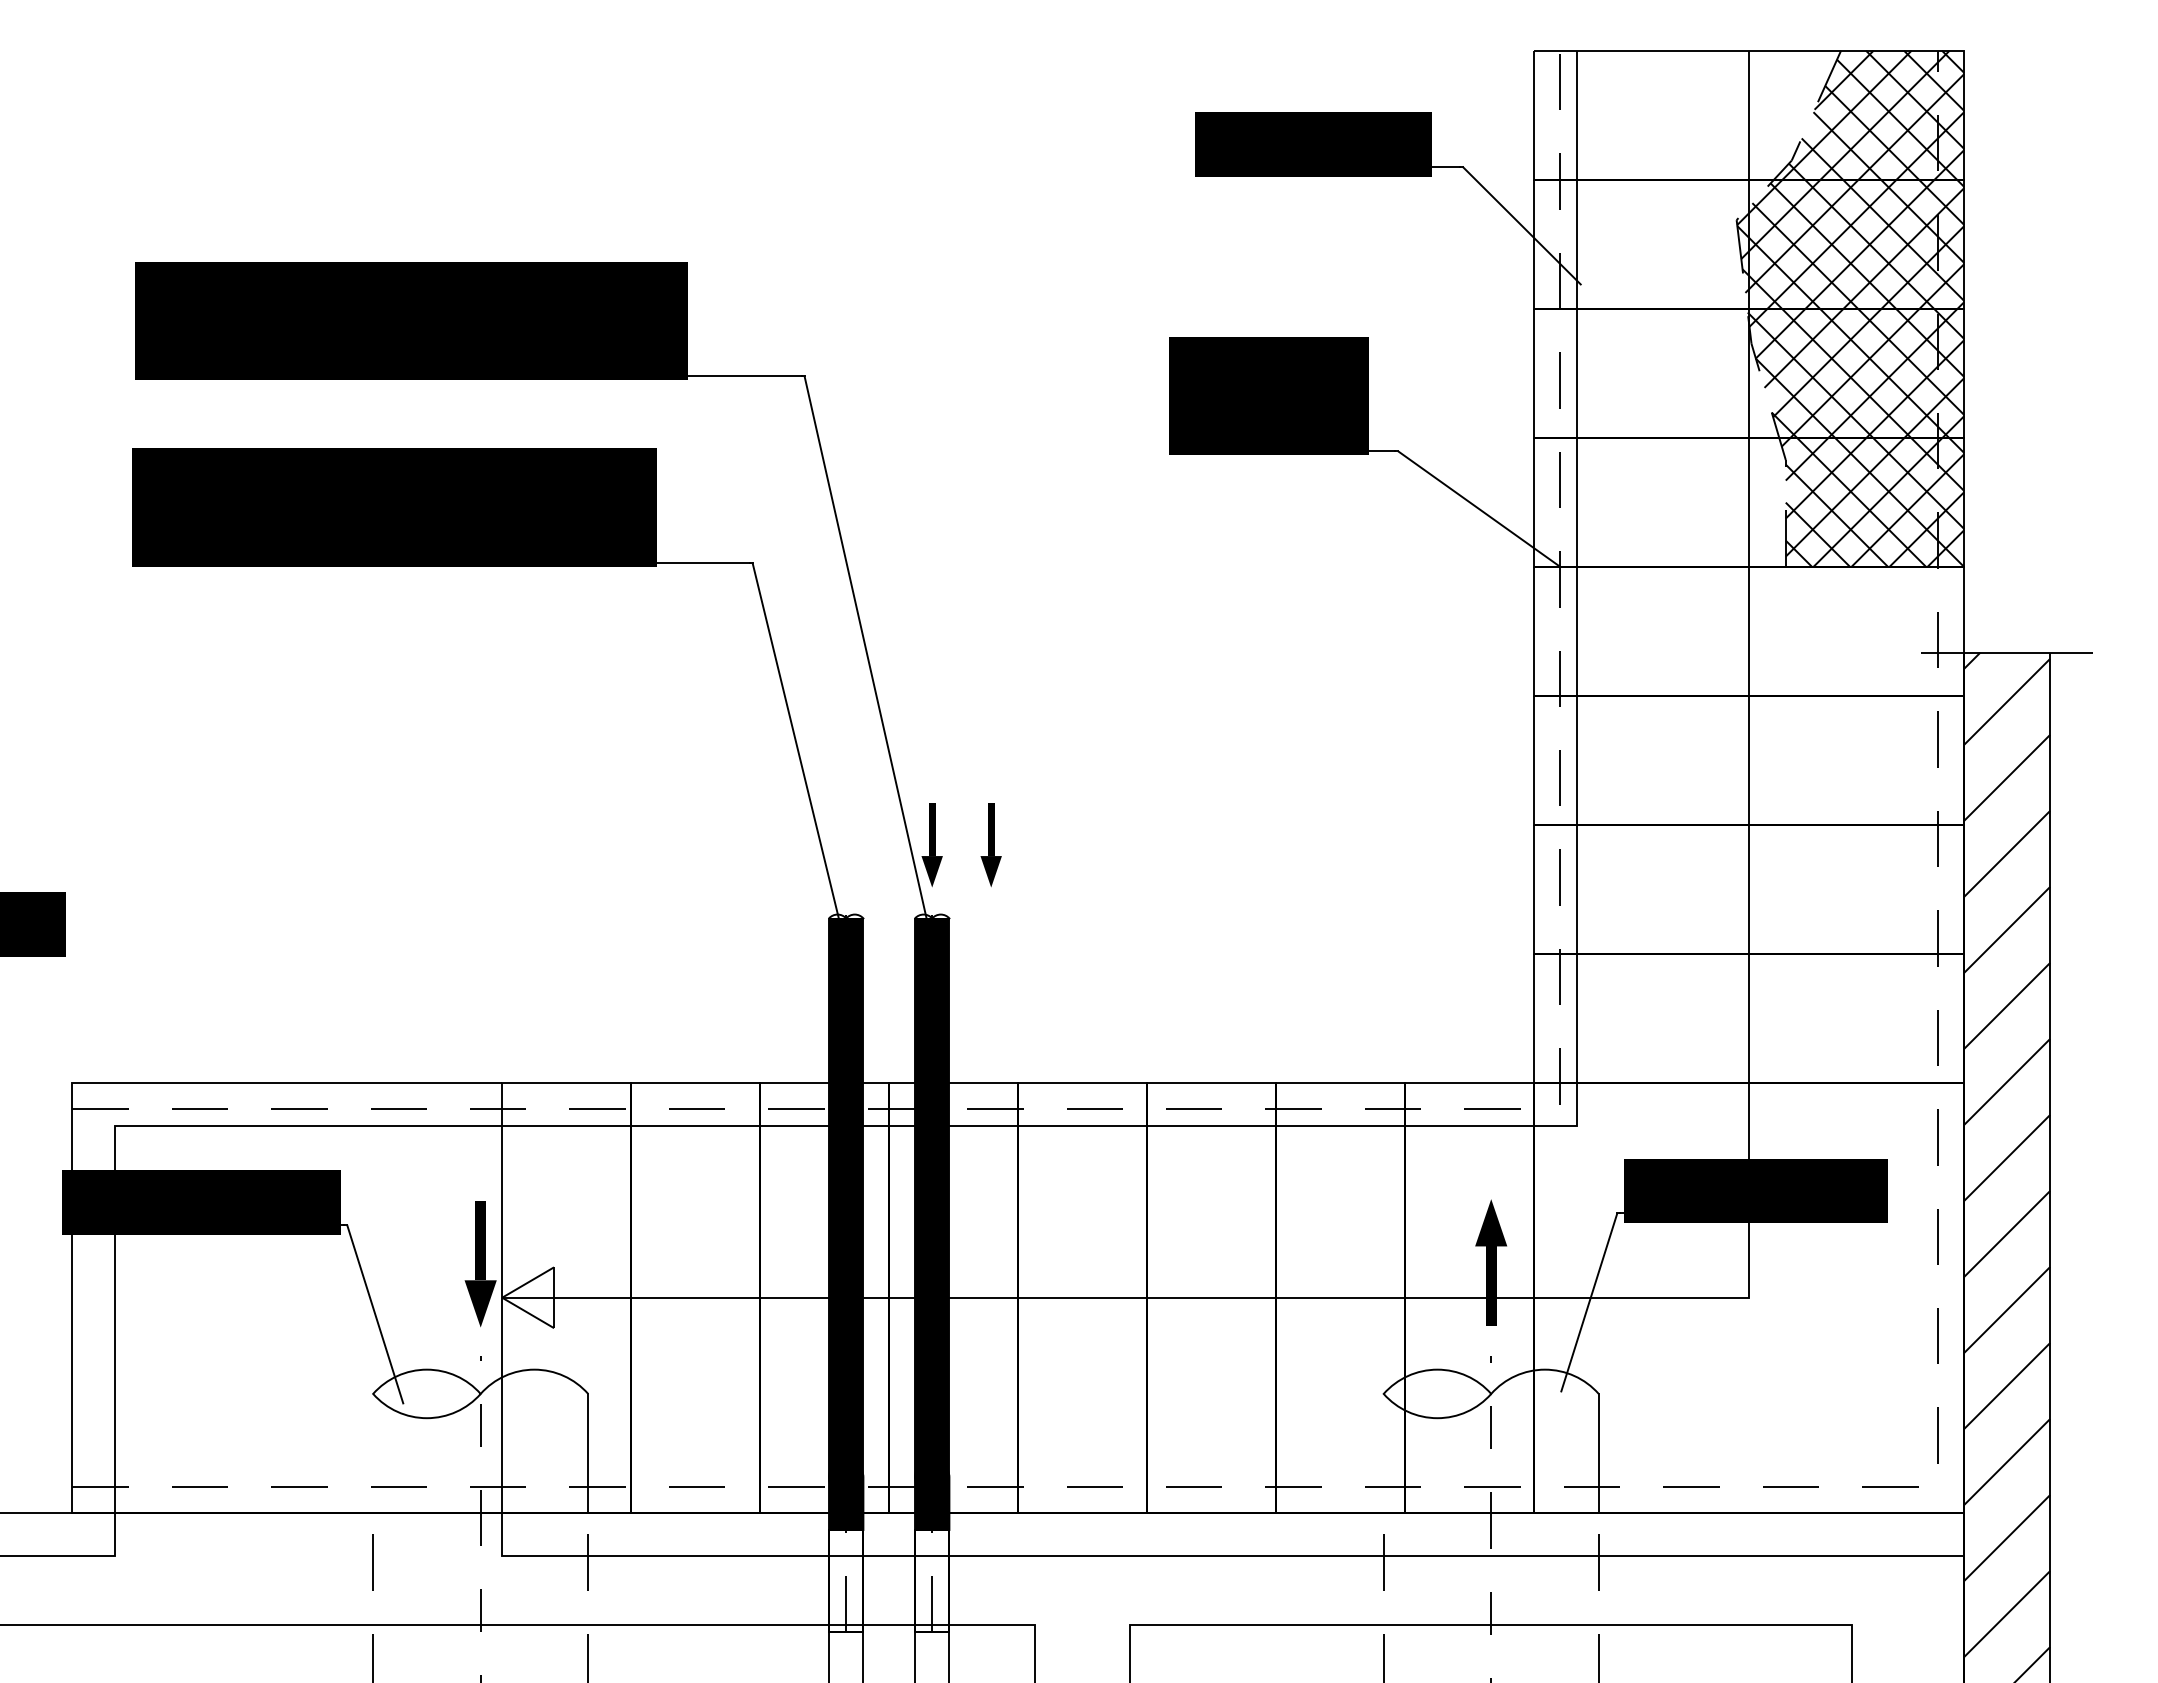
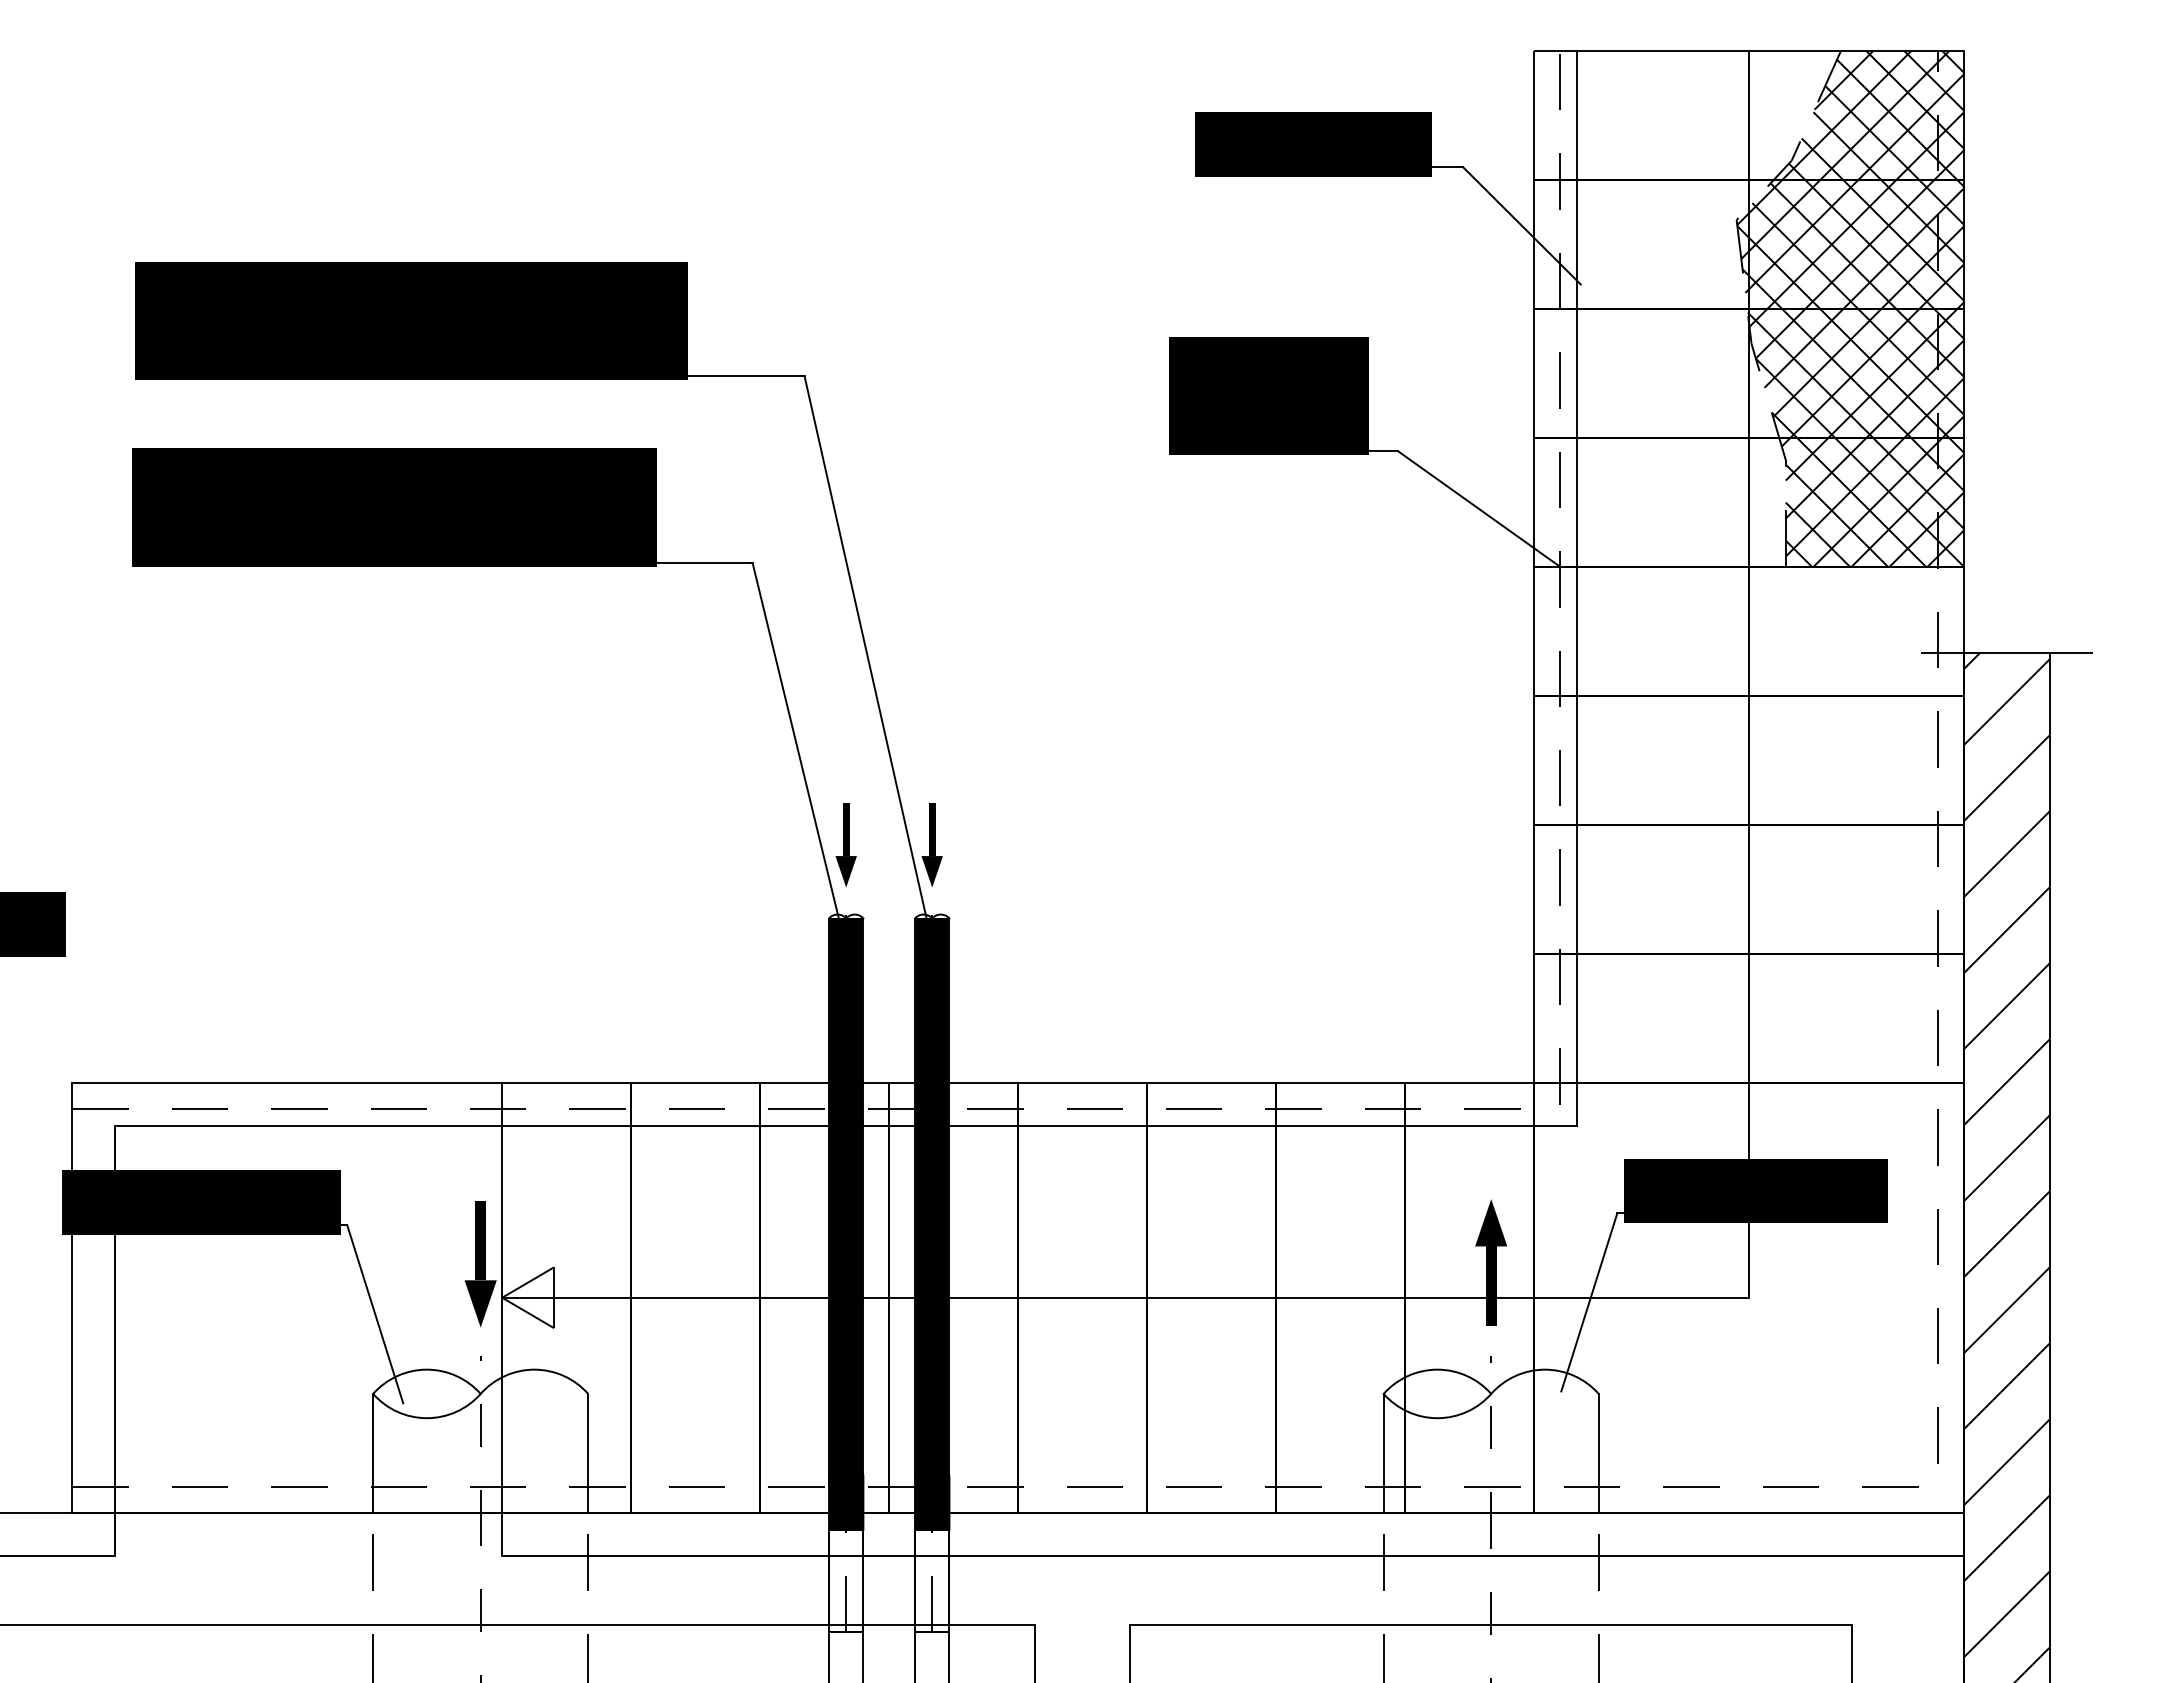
part position: (990, 845) -> (845, 845) (845, 845)
line: none -> present (373, 1452)
line: none -> present (1383, 1452)
